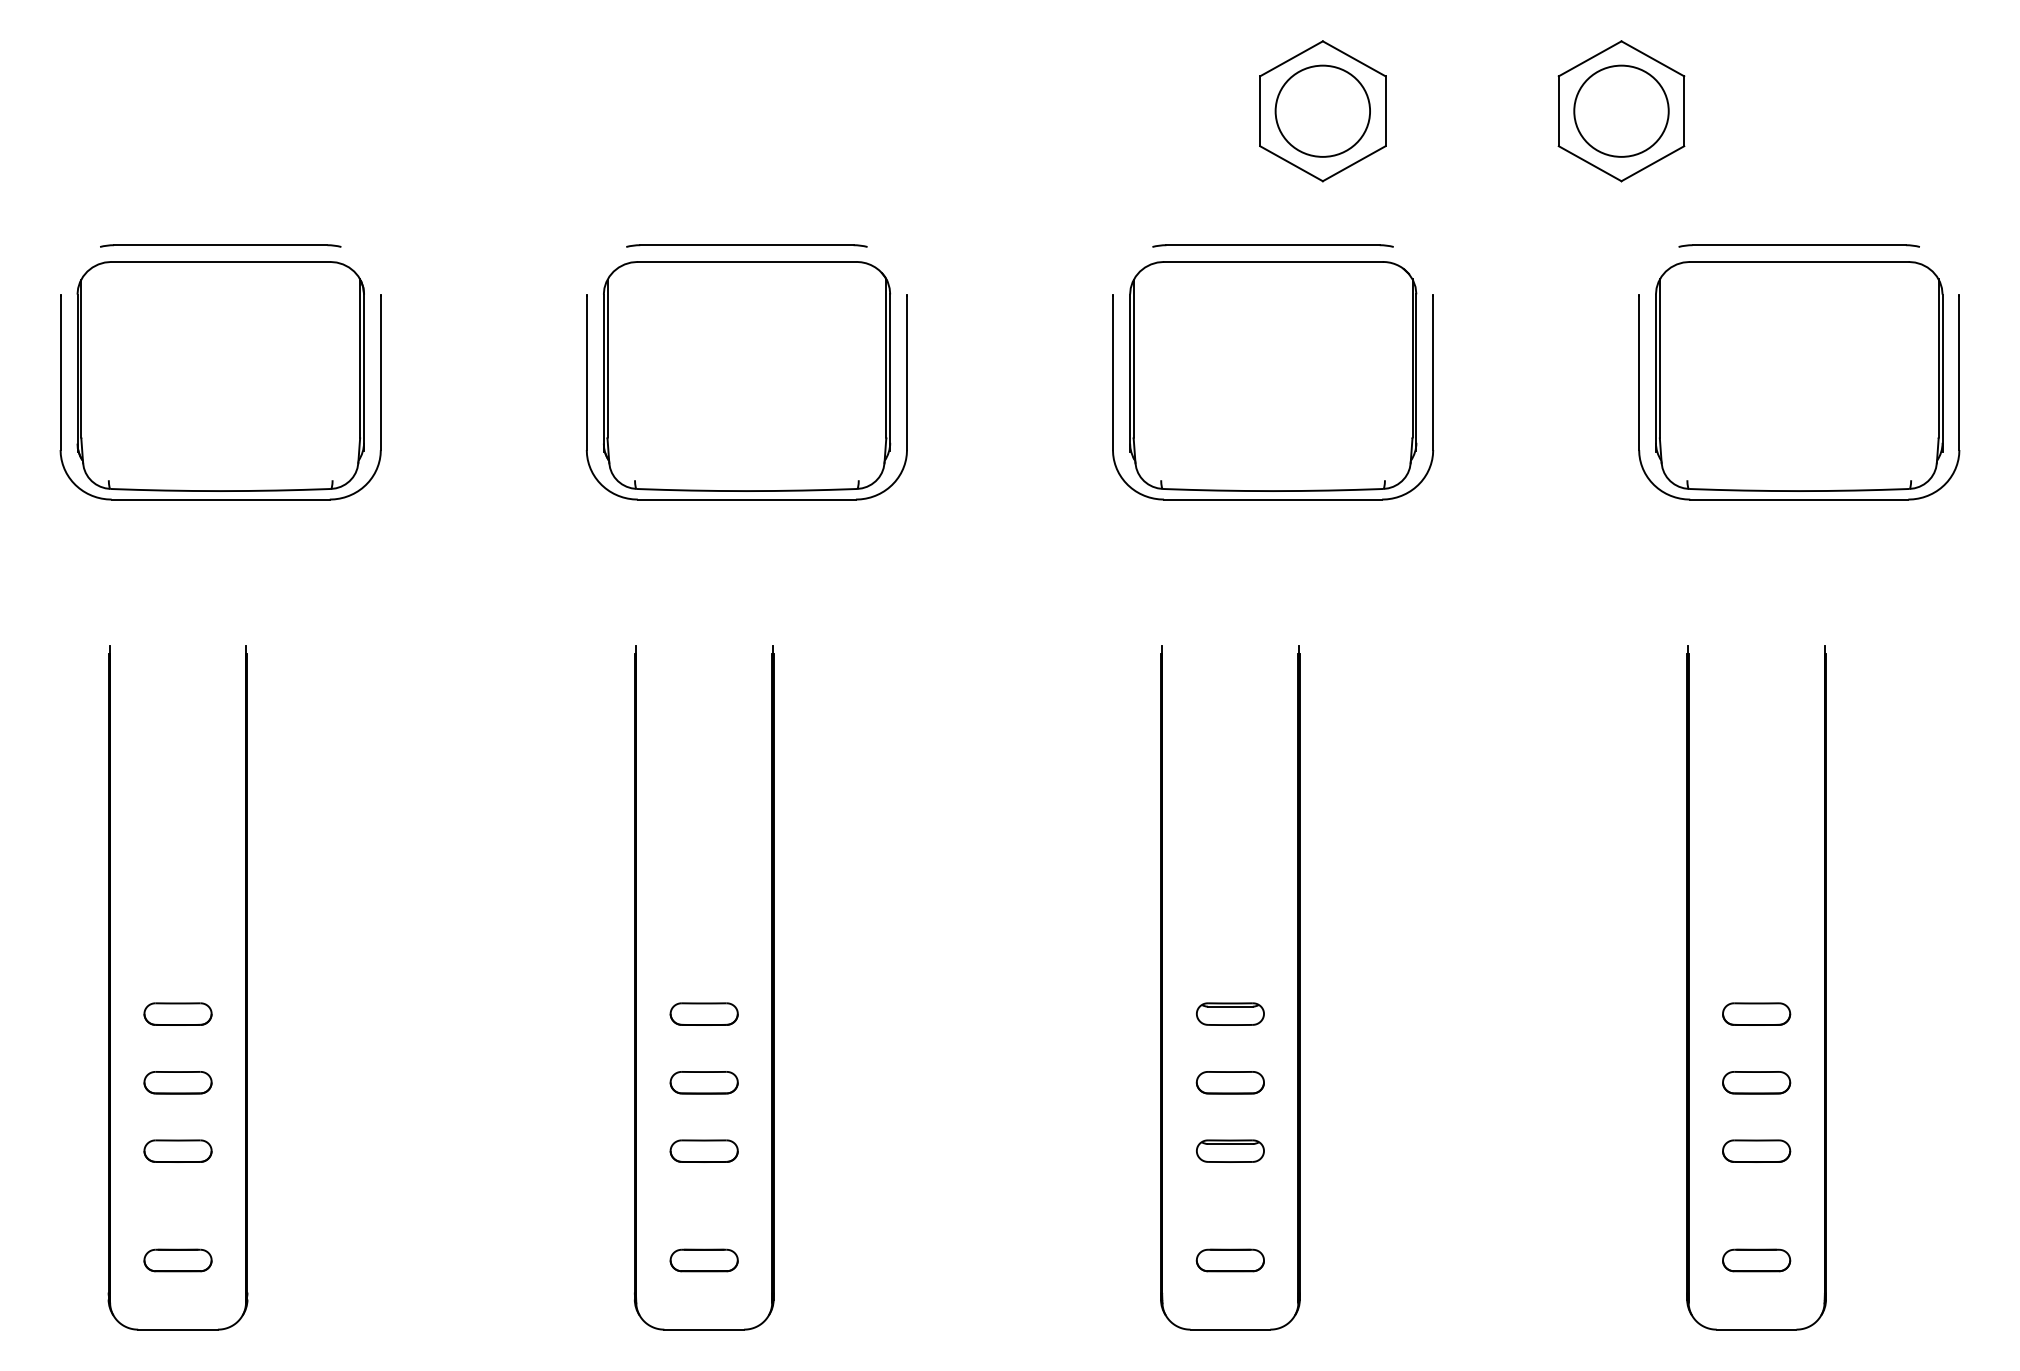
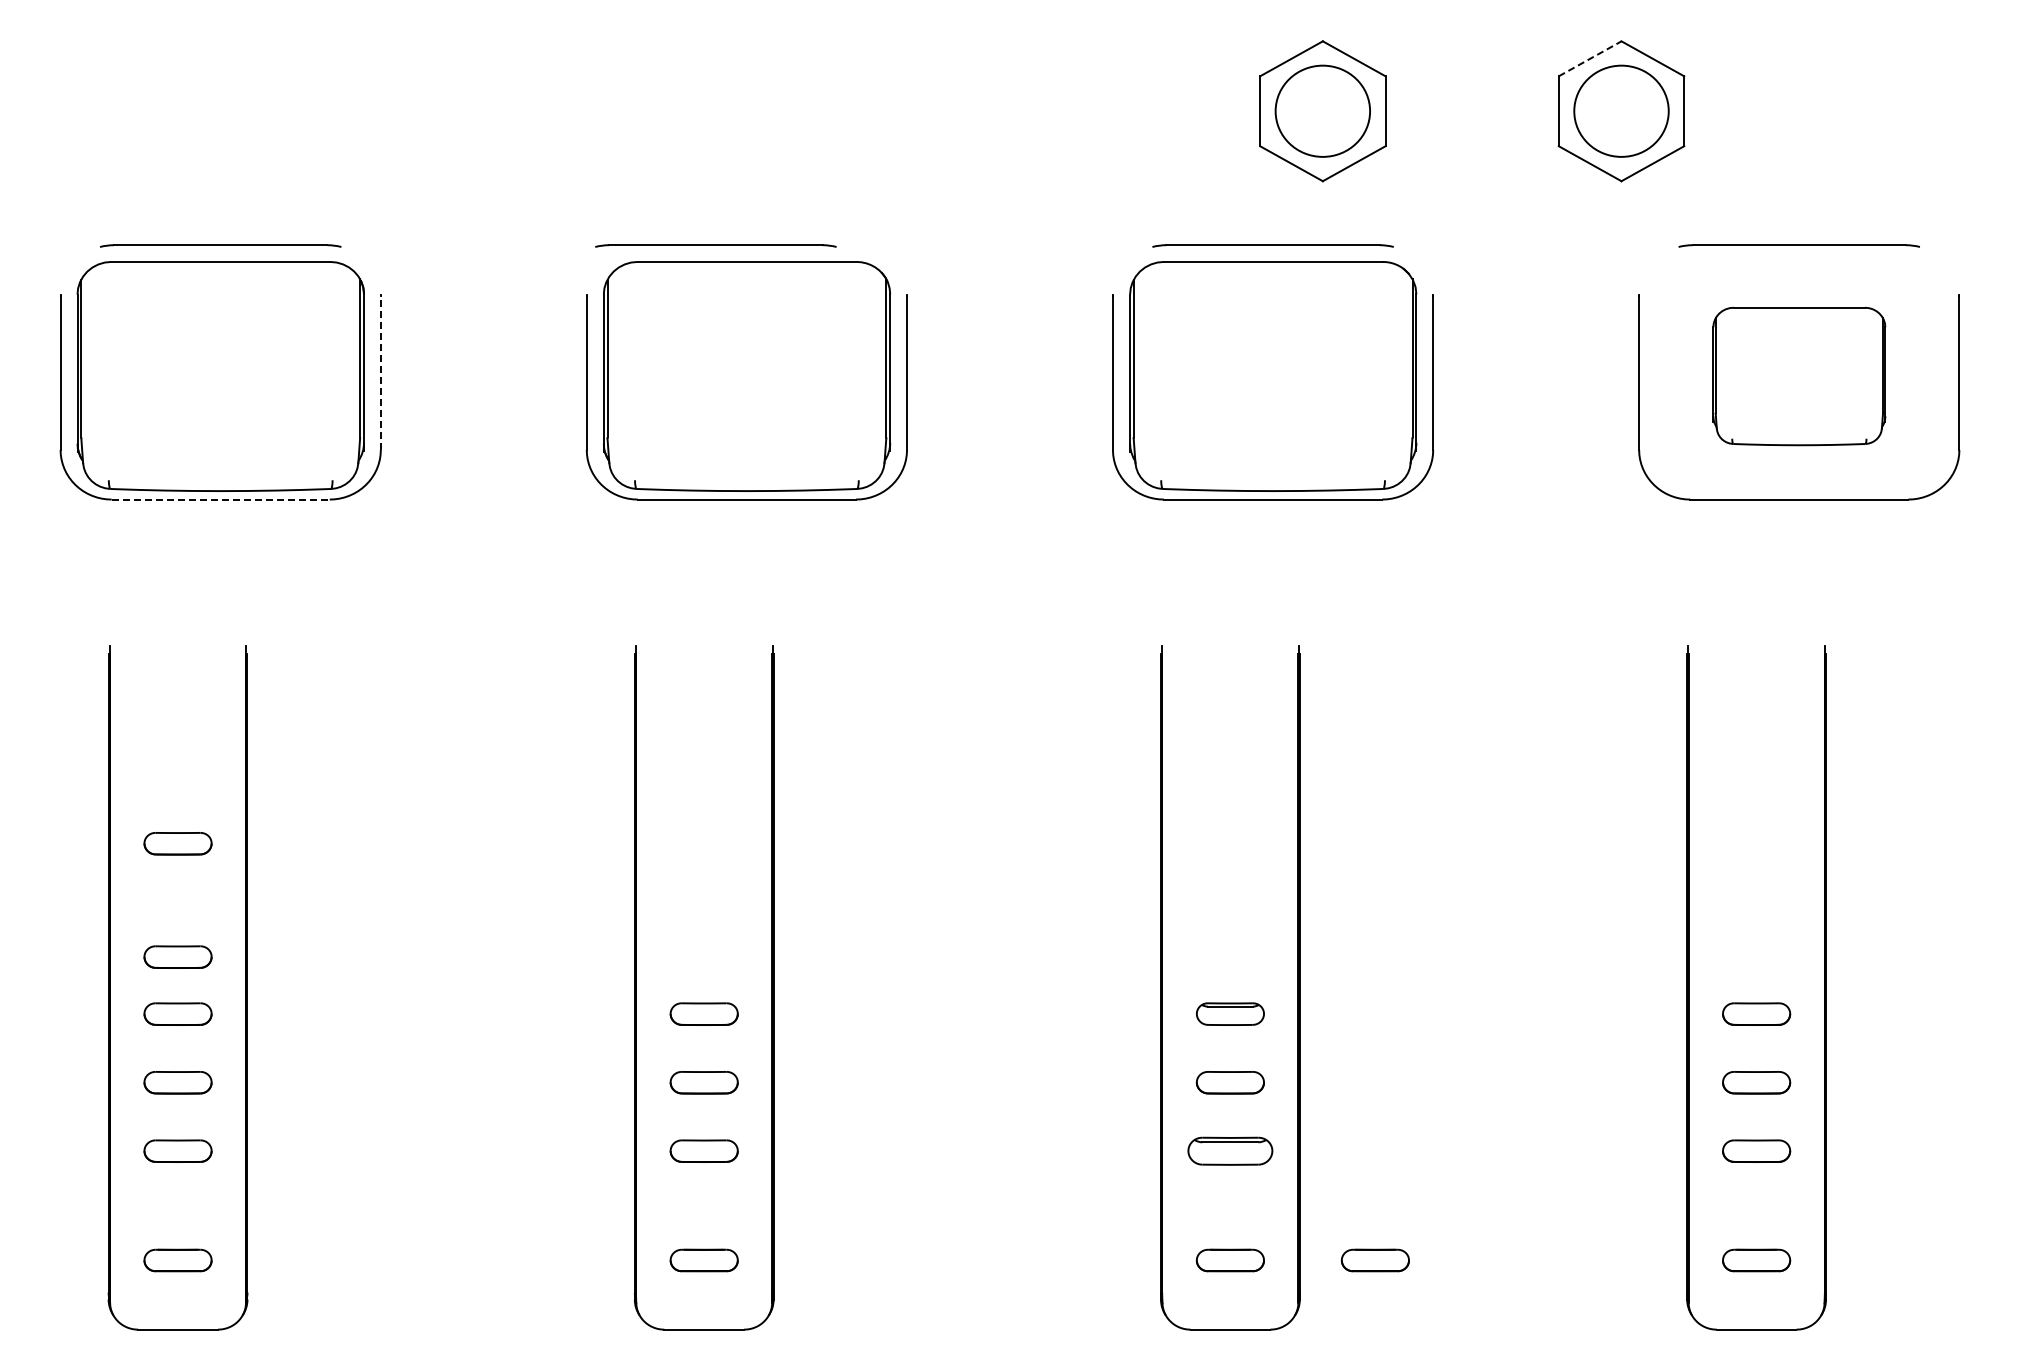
line: solid -> dashed (1590, 58)
part position: (746, 245) -> (715, 245) (715, 245)
line: solid -> dashed (380, 372)
part size: 289x231 px -> 175x141 px (1799, 376)
line: solid -> dashed (221, 499)
part: none -> present (177, 843)
part: none -> present (177, 956)
part size: 69x24 px -> 87x30 px (1230, 1150)
part: none -> present (1374, 1260)
